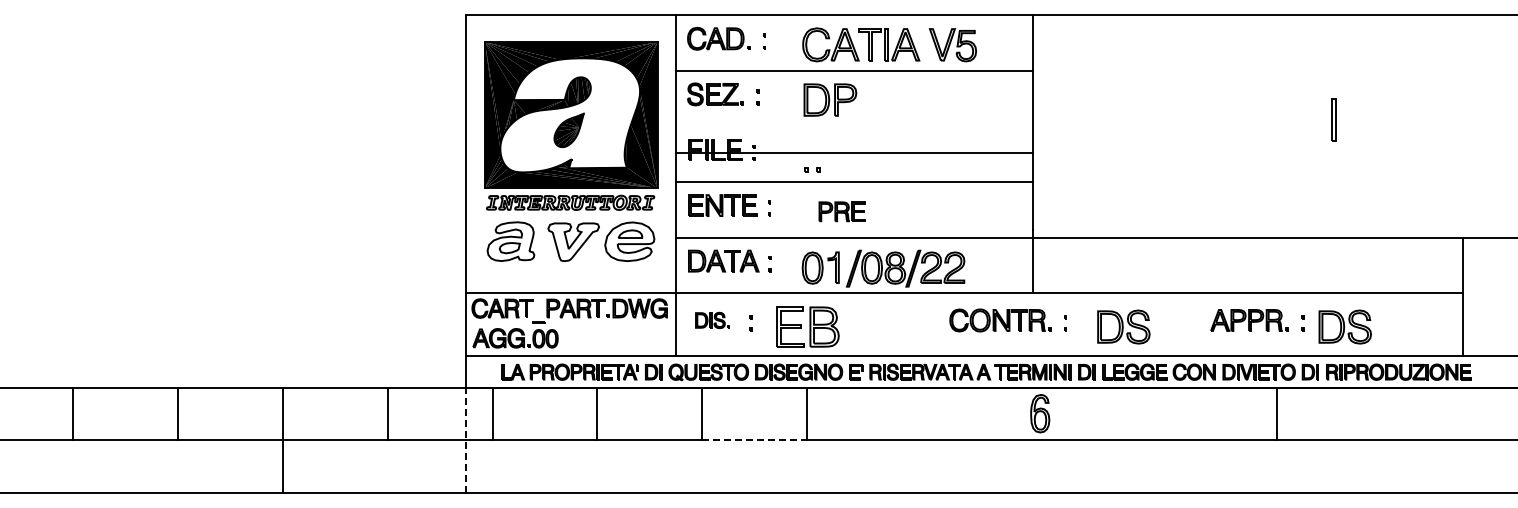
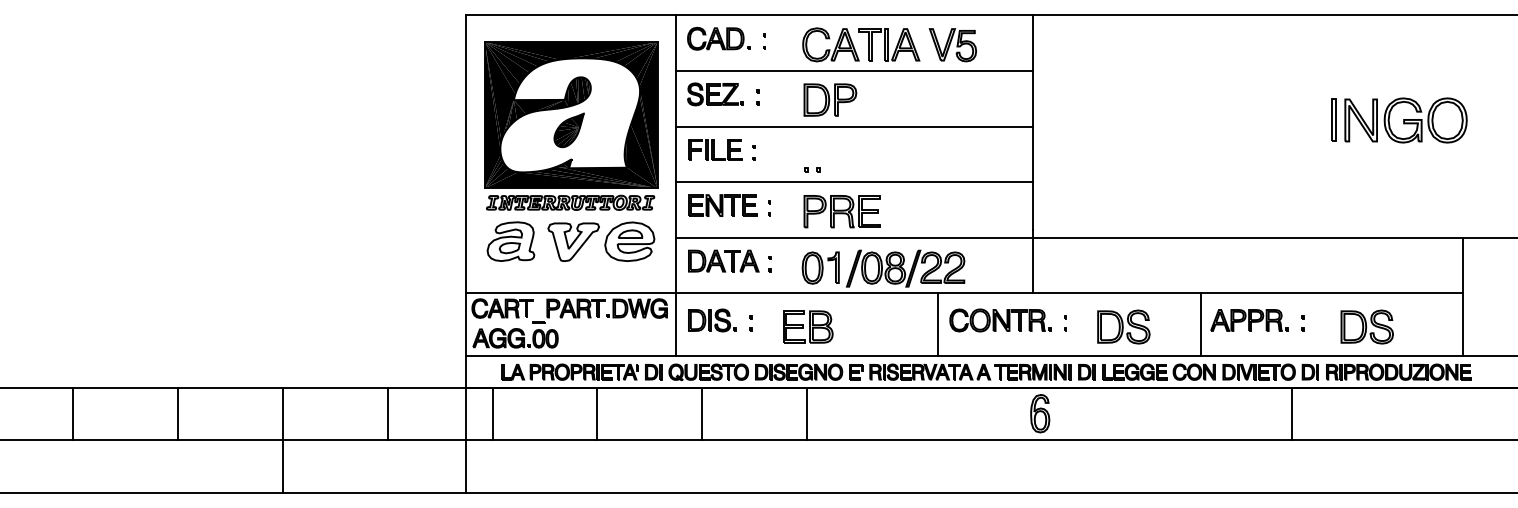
part: none -> present (1405, 120)
line position: (854, 152) -> (854, 126) (854, 126)
part size: 48x22 px -> 78x34 px (841, 211)
part size: 35x19 px -> 49x25 px (712, 320)
line: none -> present (938, 324)
line: none -> present (1200, 324)
part size: 64x42 px -> 51x34 px (808, 326)
part position: (1344, 326) -> (1366, 326) (1366, 326)
line position: (1277, 413) -> (1292, 413) (1292, 413)
line: dashed -> solid (466, 439)
line: dashed -> solid (755, 440)
